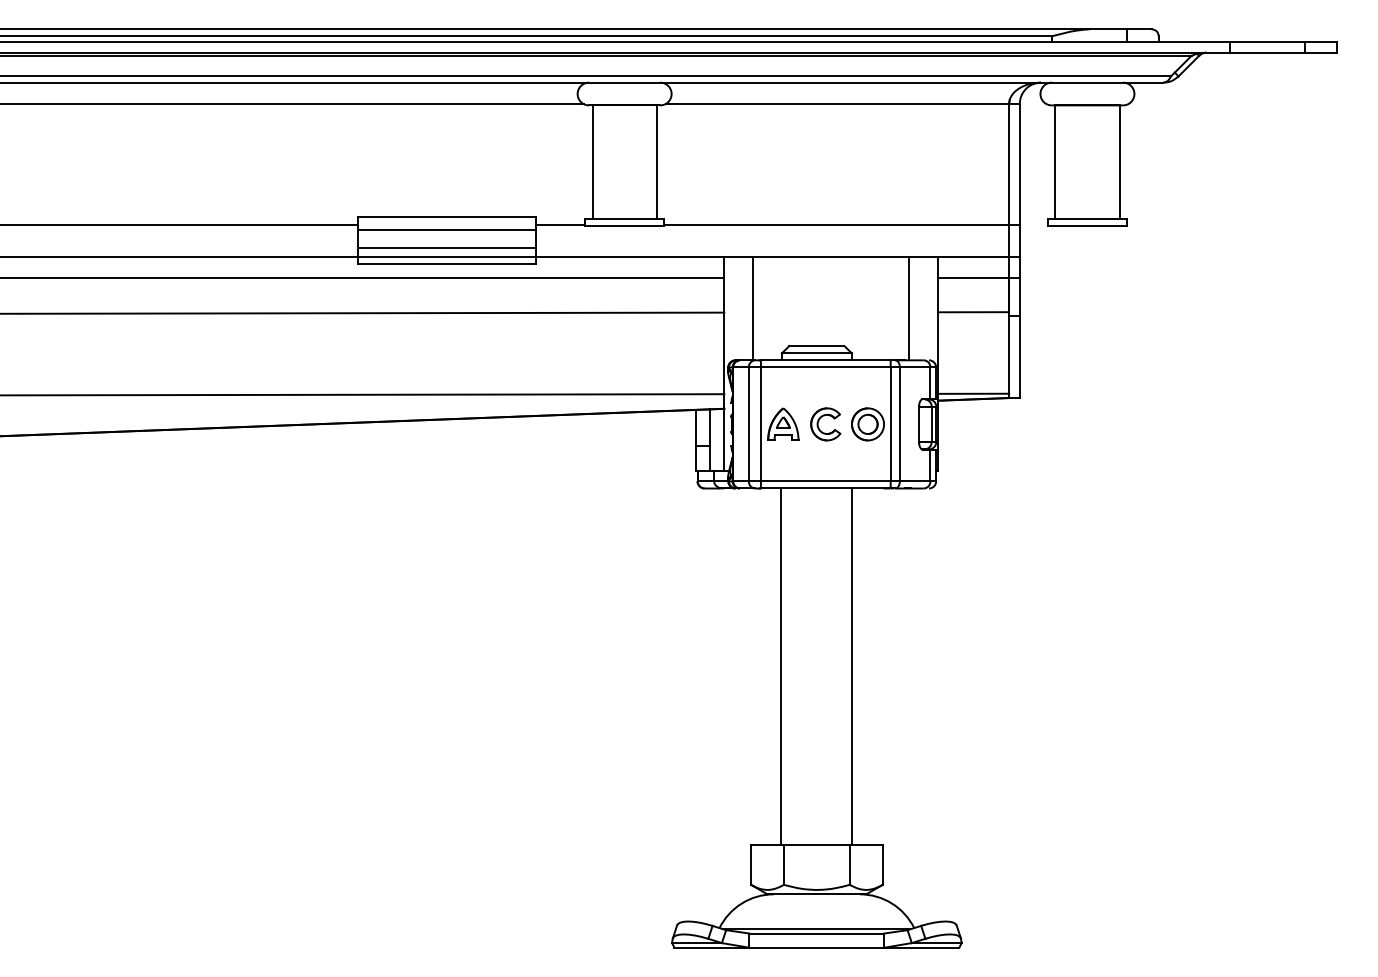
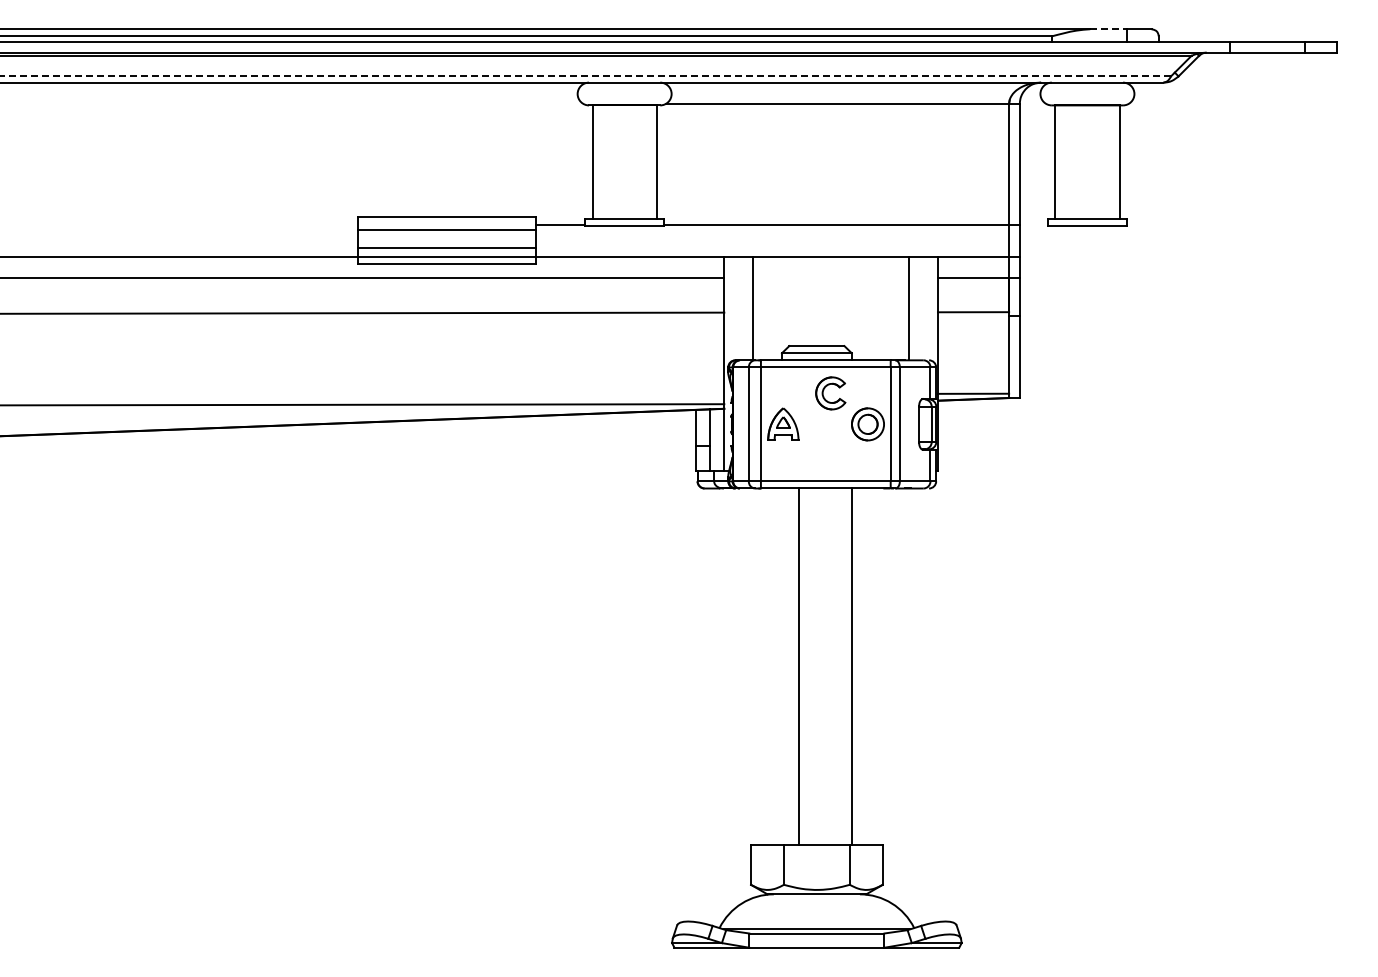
line: solid -> dashed (1108, 29)
line: solid -> dashed (585, 76)
line: present -> none (292, 104)
line: present -> none (179, 225)
line position: (363, 394) -> (363, 404) (363, 404)
part position: (819, 421) -> (824, 390) (824, 390)
line position: (781, 666) -> (799, 666) (799, 666)
